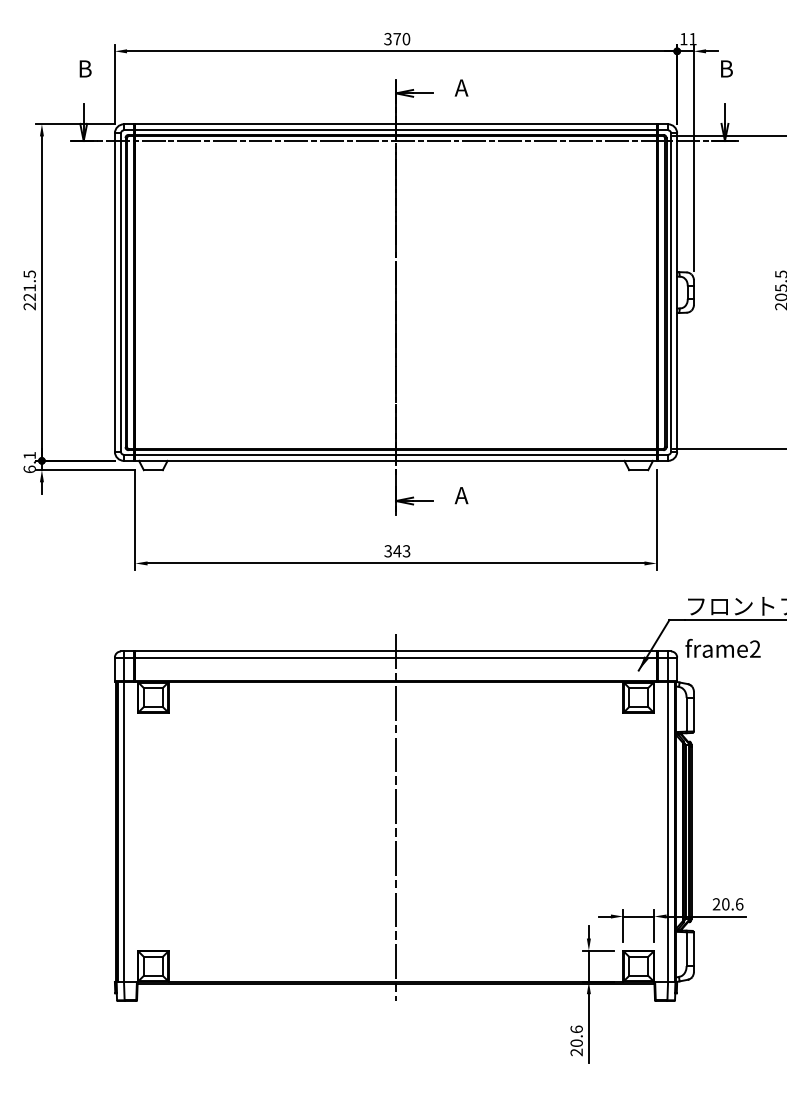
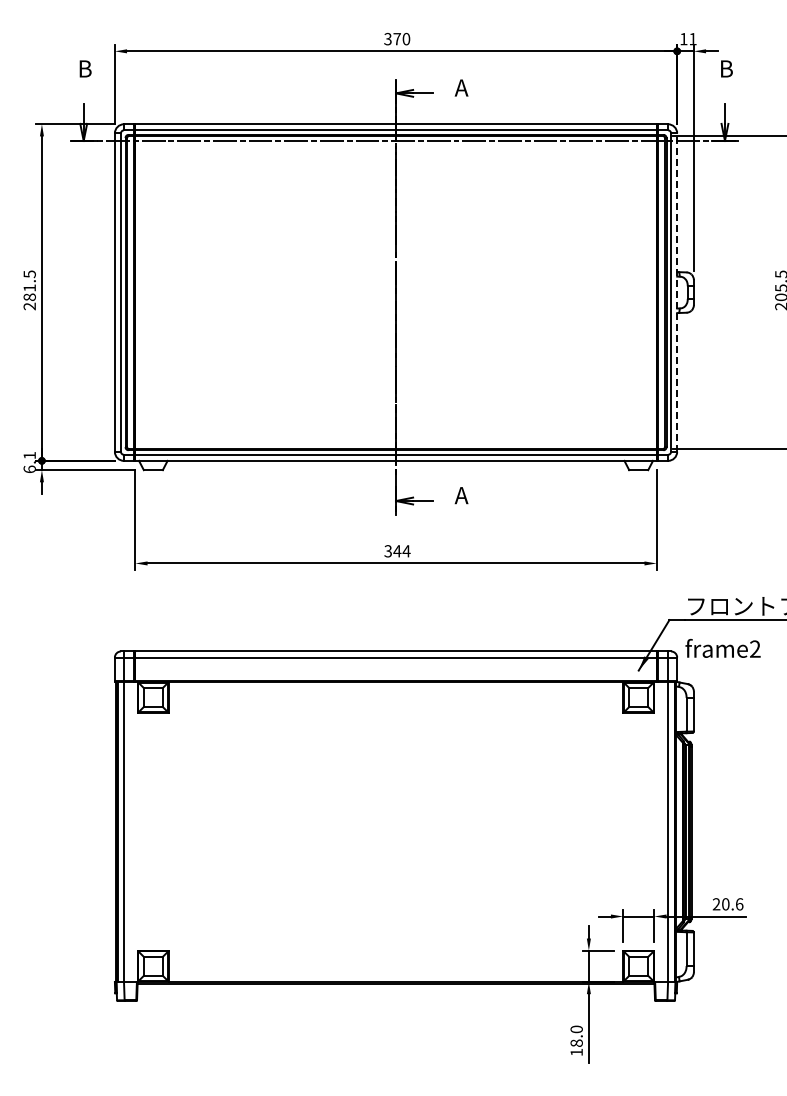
line: solid -> dashed (677, 292)
text: 221.5 -> 281.5 (29, 297)
text: 343 -> 344 (406, 551)
line: present -> none (396, 817)
text: 20.6 -> 18.0 (576, 1040)
